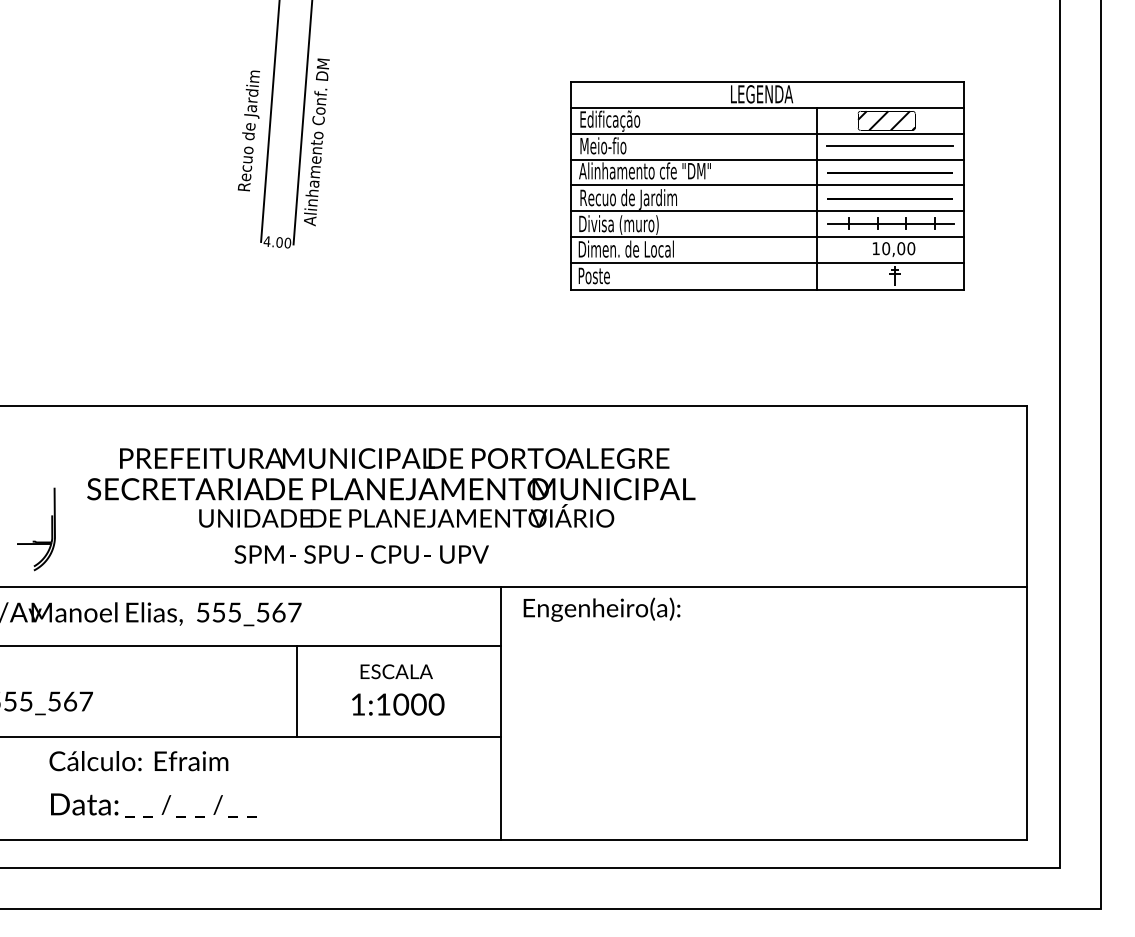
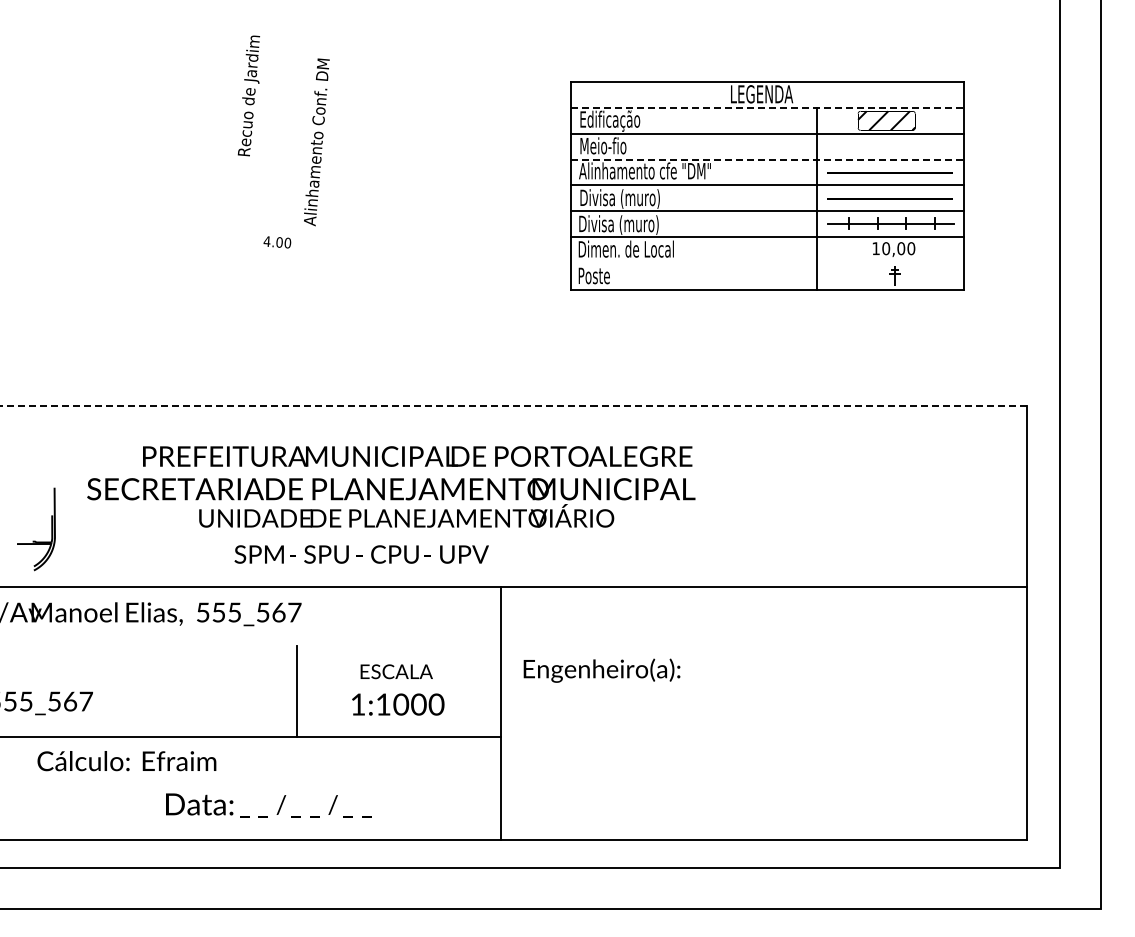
line: solid -> dashed (767, 107)
line: present -> none (270, 121)
line: present -> none (302, 123)
text position: (248, 130) -> (248, 95) (248, 95)
line: present -> none (890, 146)
line: solid -> dashed (767, 159)
text: Recuo de Jardim -> Divisa (muro) (628, 199)
line: present -> none (766, 263)
line: solid -> dashed (514, 406)
text position: (394, 458) -> (417, 456) (417, 456)
text position: (601, 609) -> (601, 670) (601, 670)
line: present -> none (251, 646)
text position: (138, 761) -> (126, 761) (126, 761)
text position: (153, 805) -> (268, 805) (268, 805)
